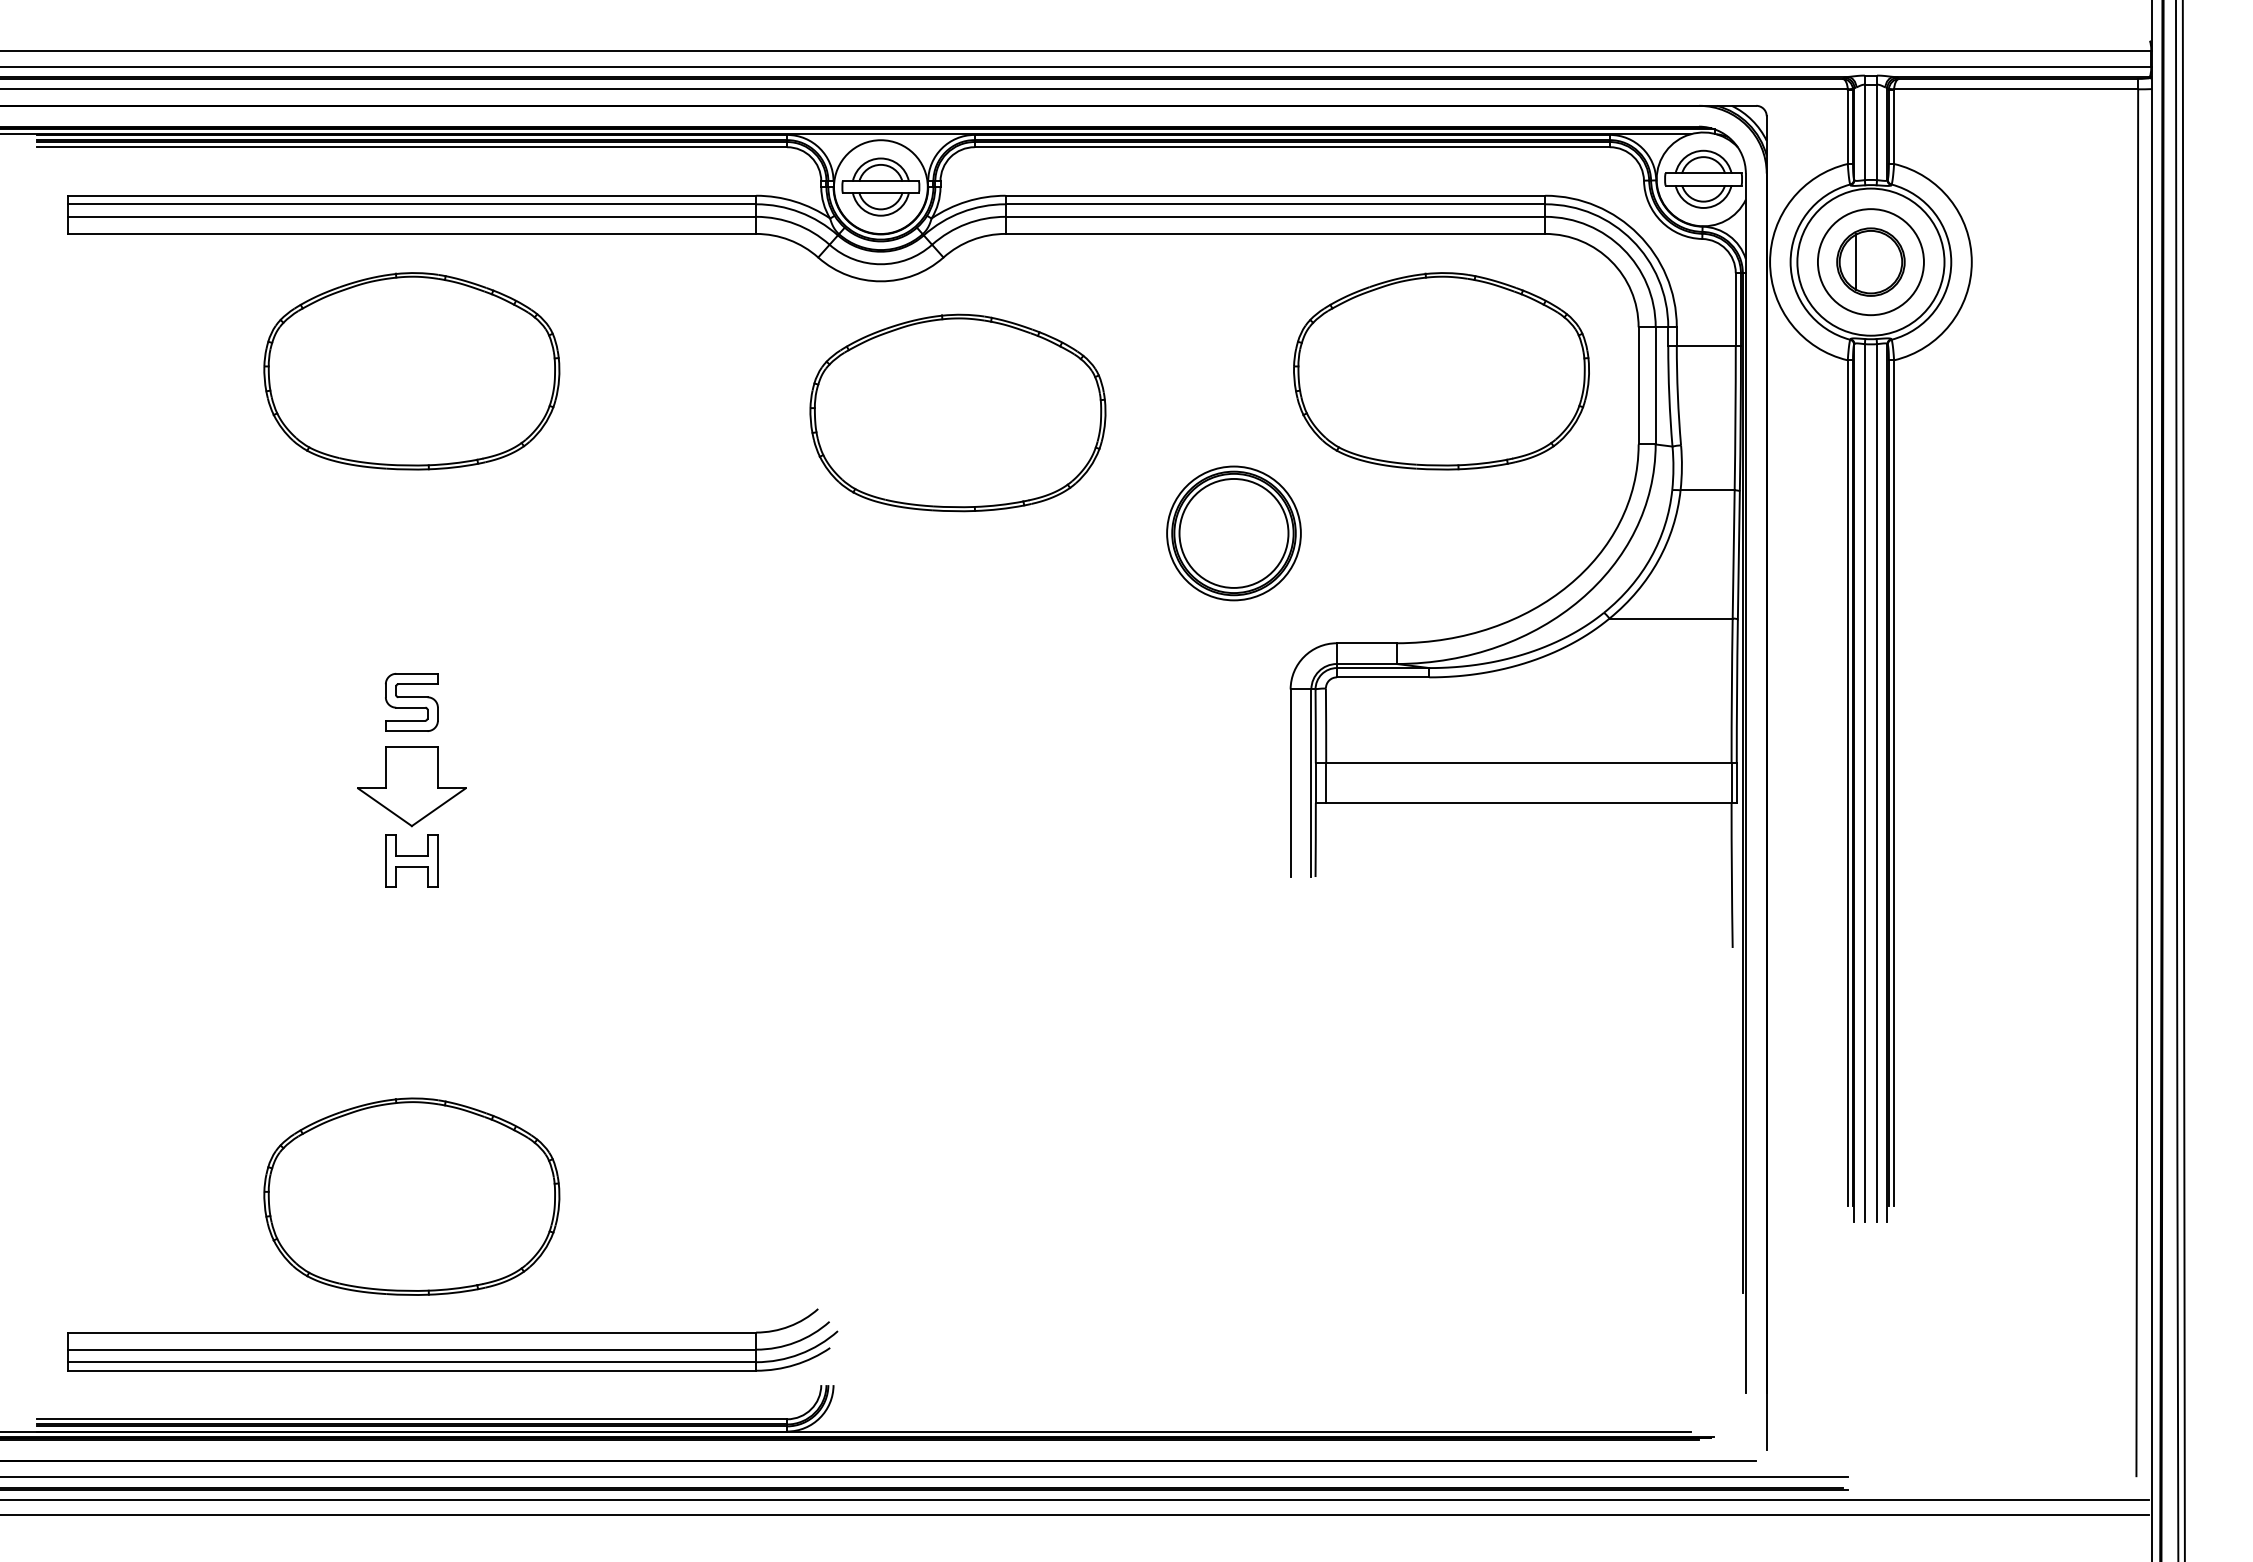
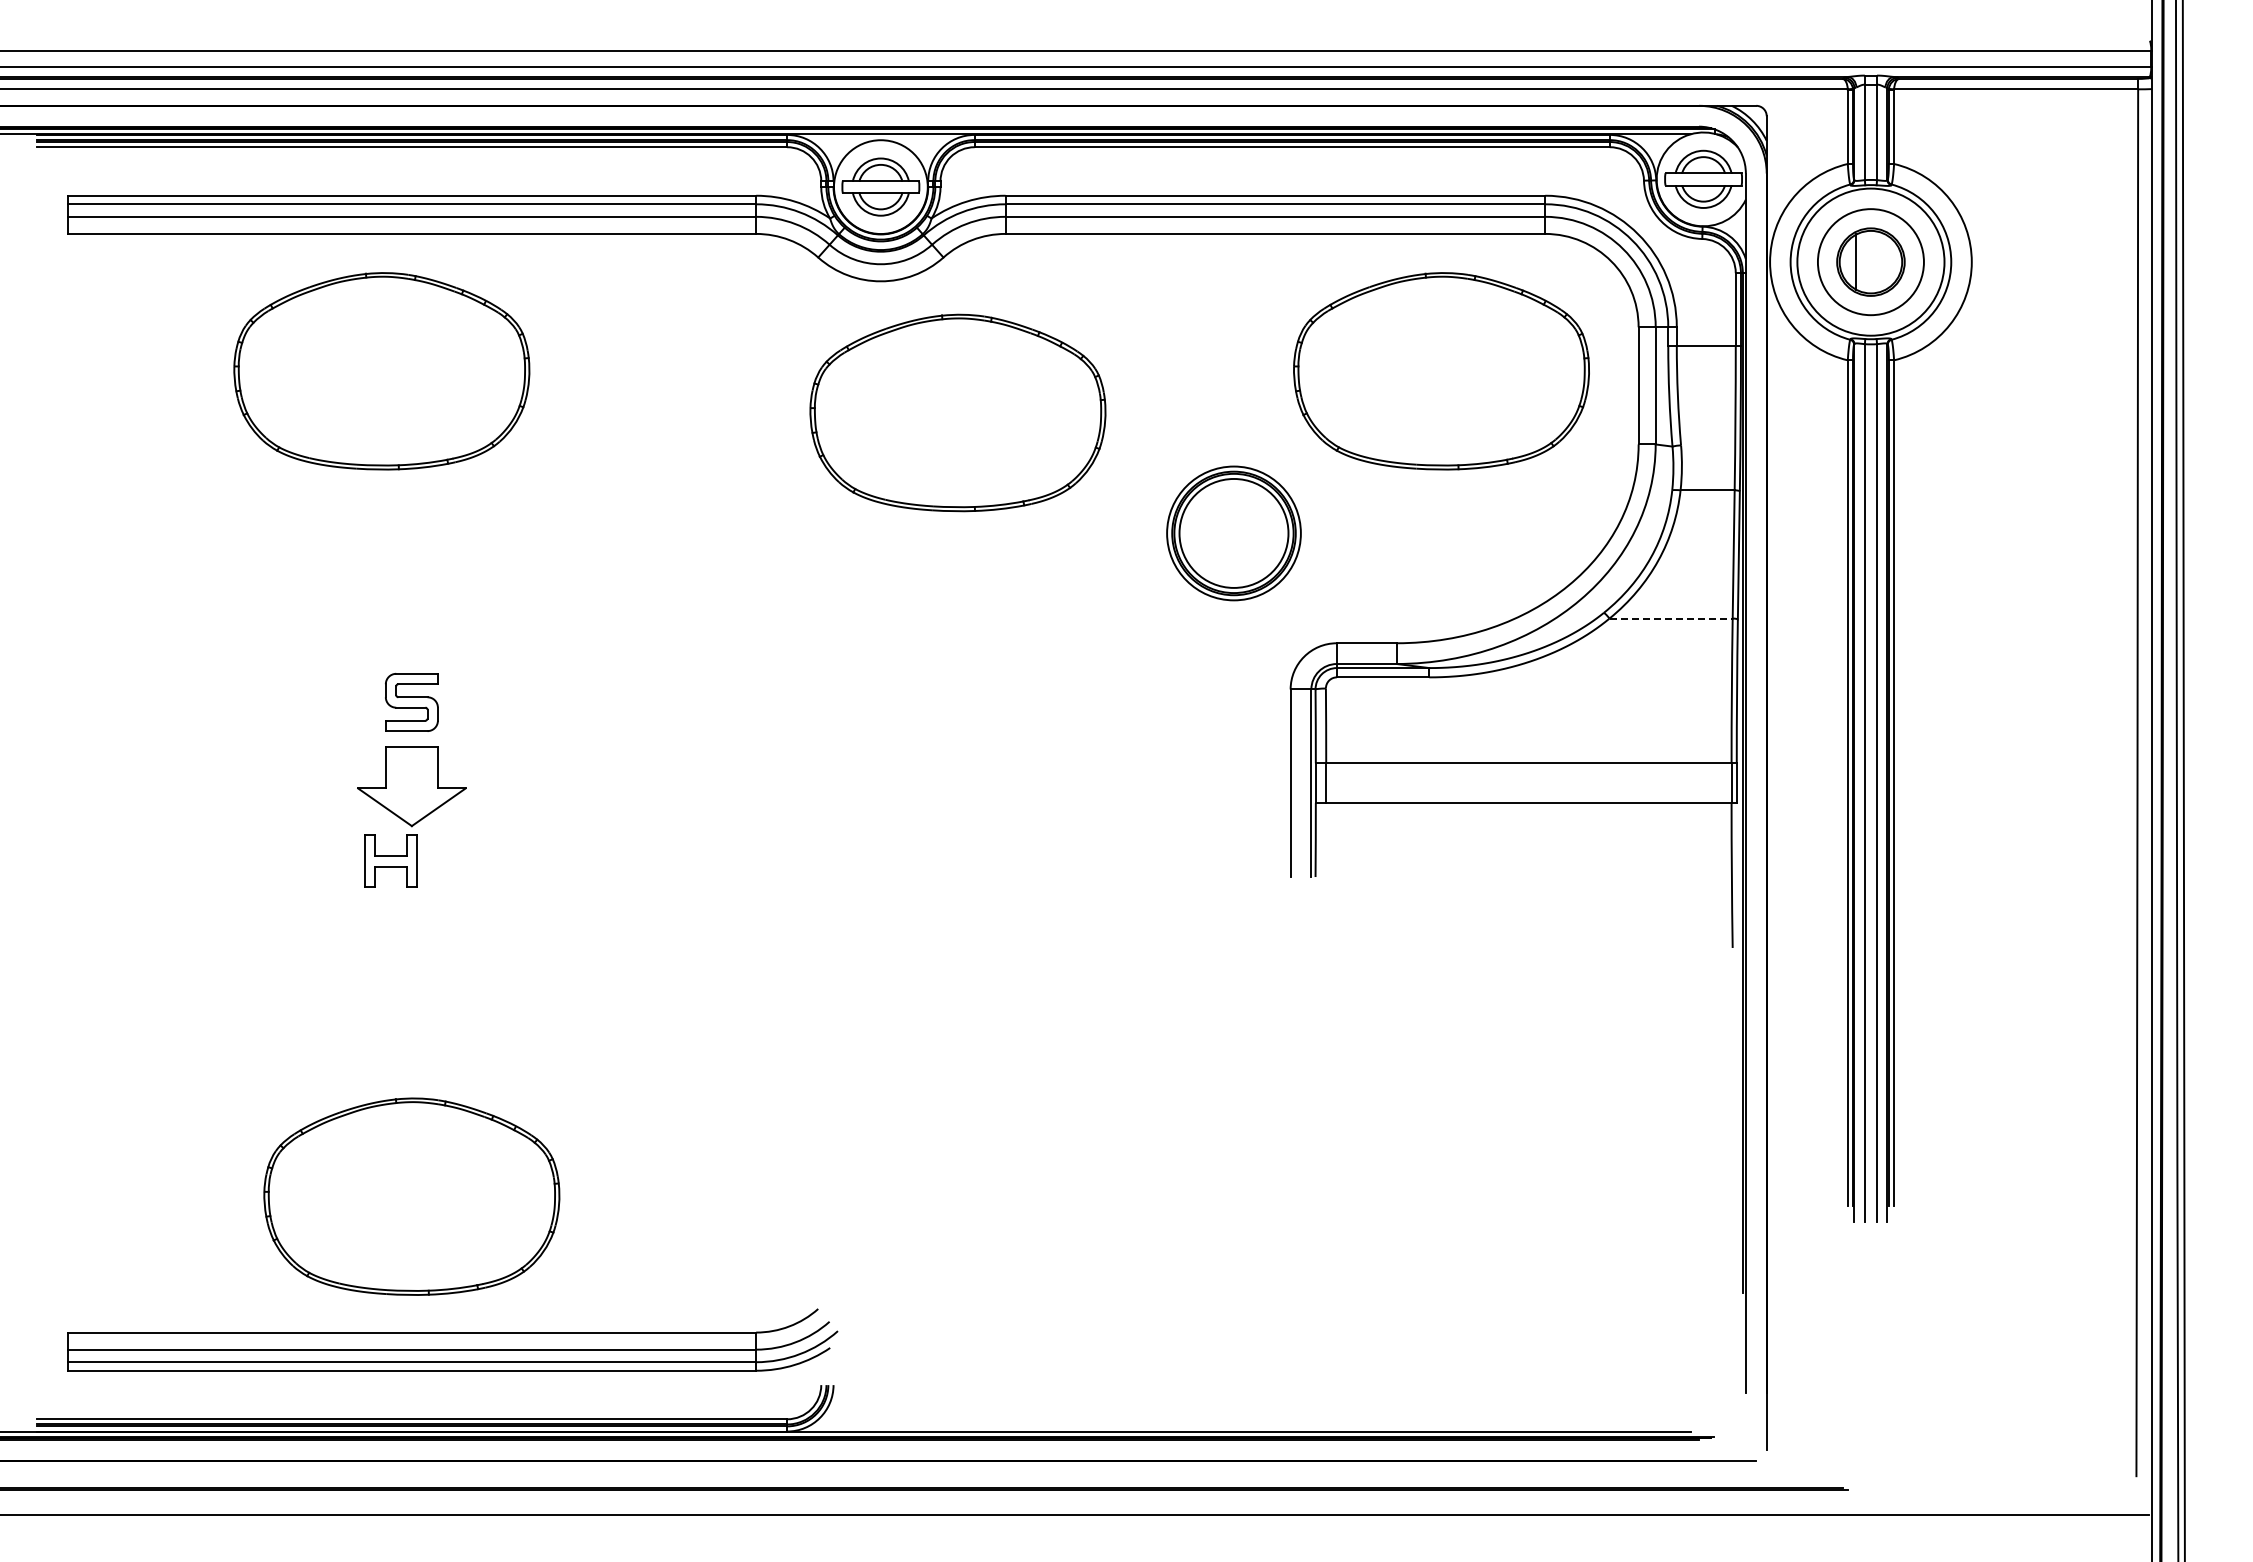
part position: (411, 371) -> (381, 371) (381, 371)
line: solid -> dashed (1671, 618)
part position: (411, 860) -> (390, 860) (390, 860)
line: present -> none (924, 1477)
line: present -> none (1075, 1499)
